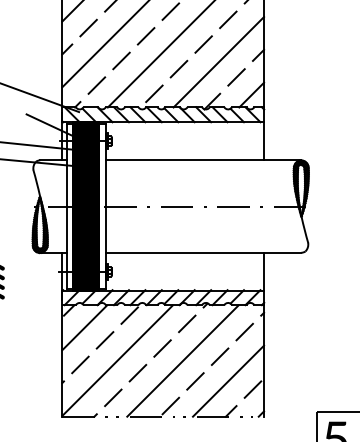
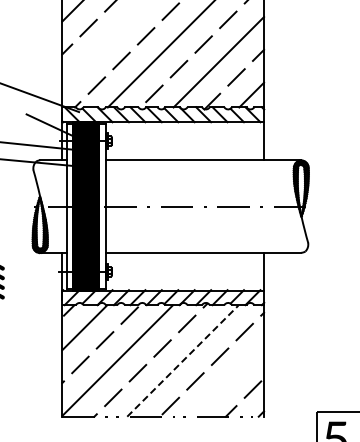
line: present -> none (104, 44)
line: solid -> dashed (182, 361)
line: present -> none (228, 380)
